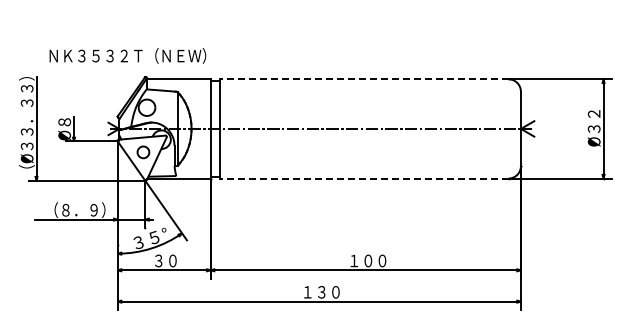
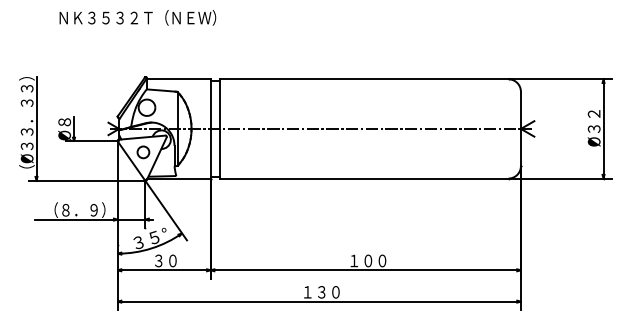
text position: (127, 55) -> (137, 17) (137, 17)
line: dashed -> solid (363, 79)
line: dashed -> solid (363, 178)
